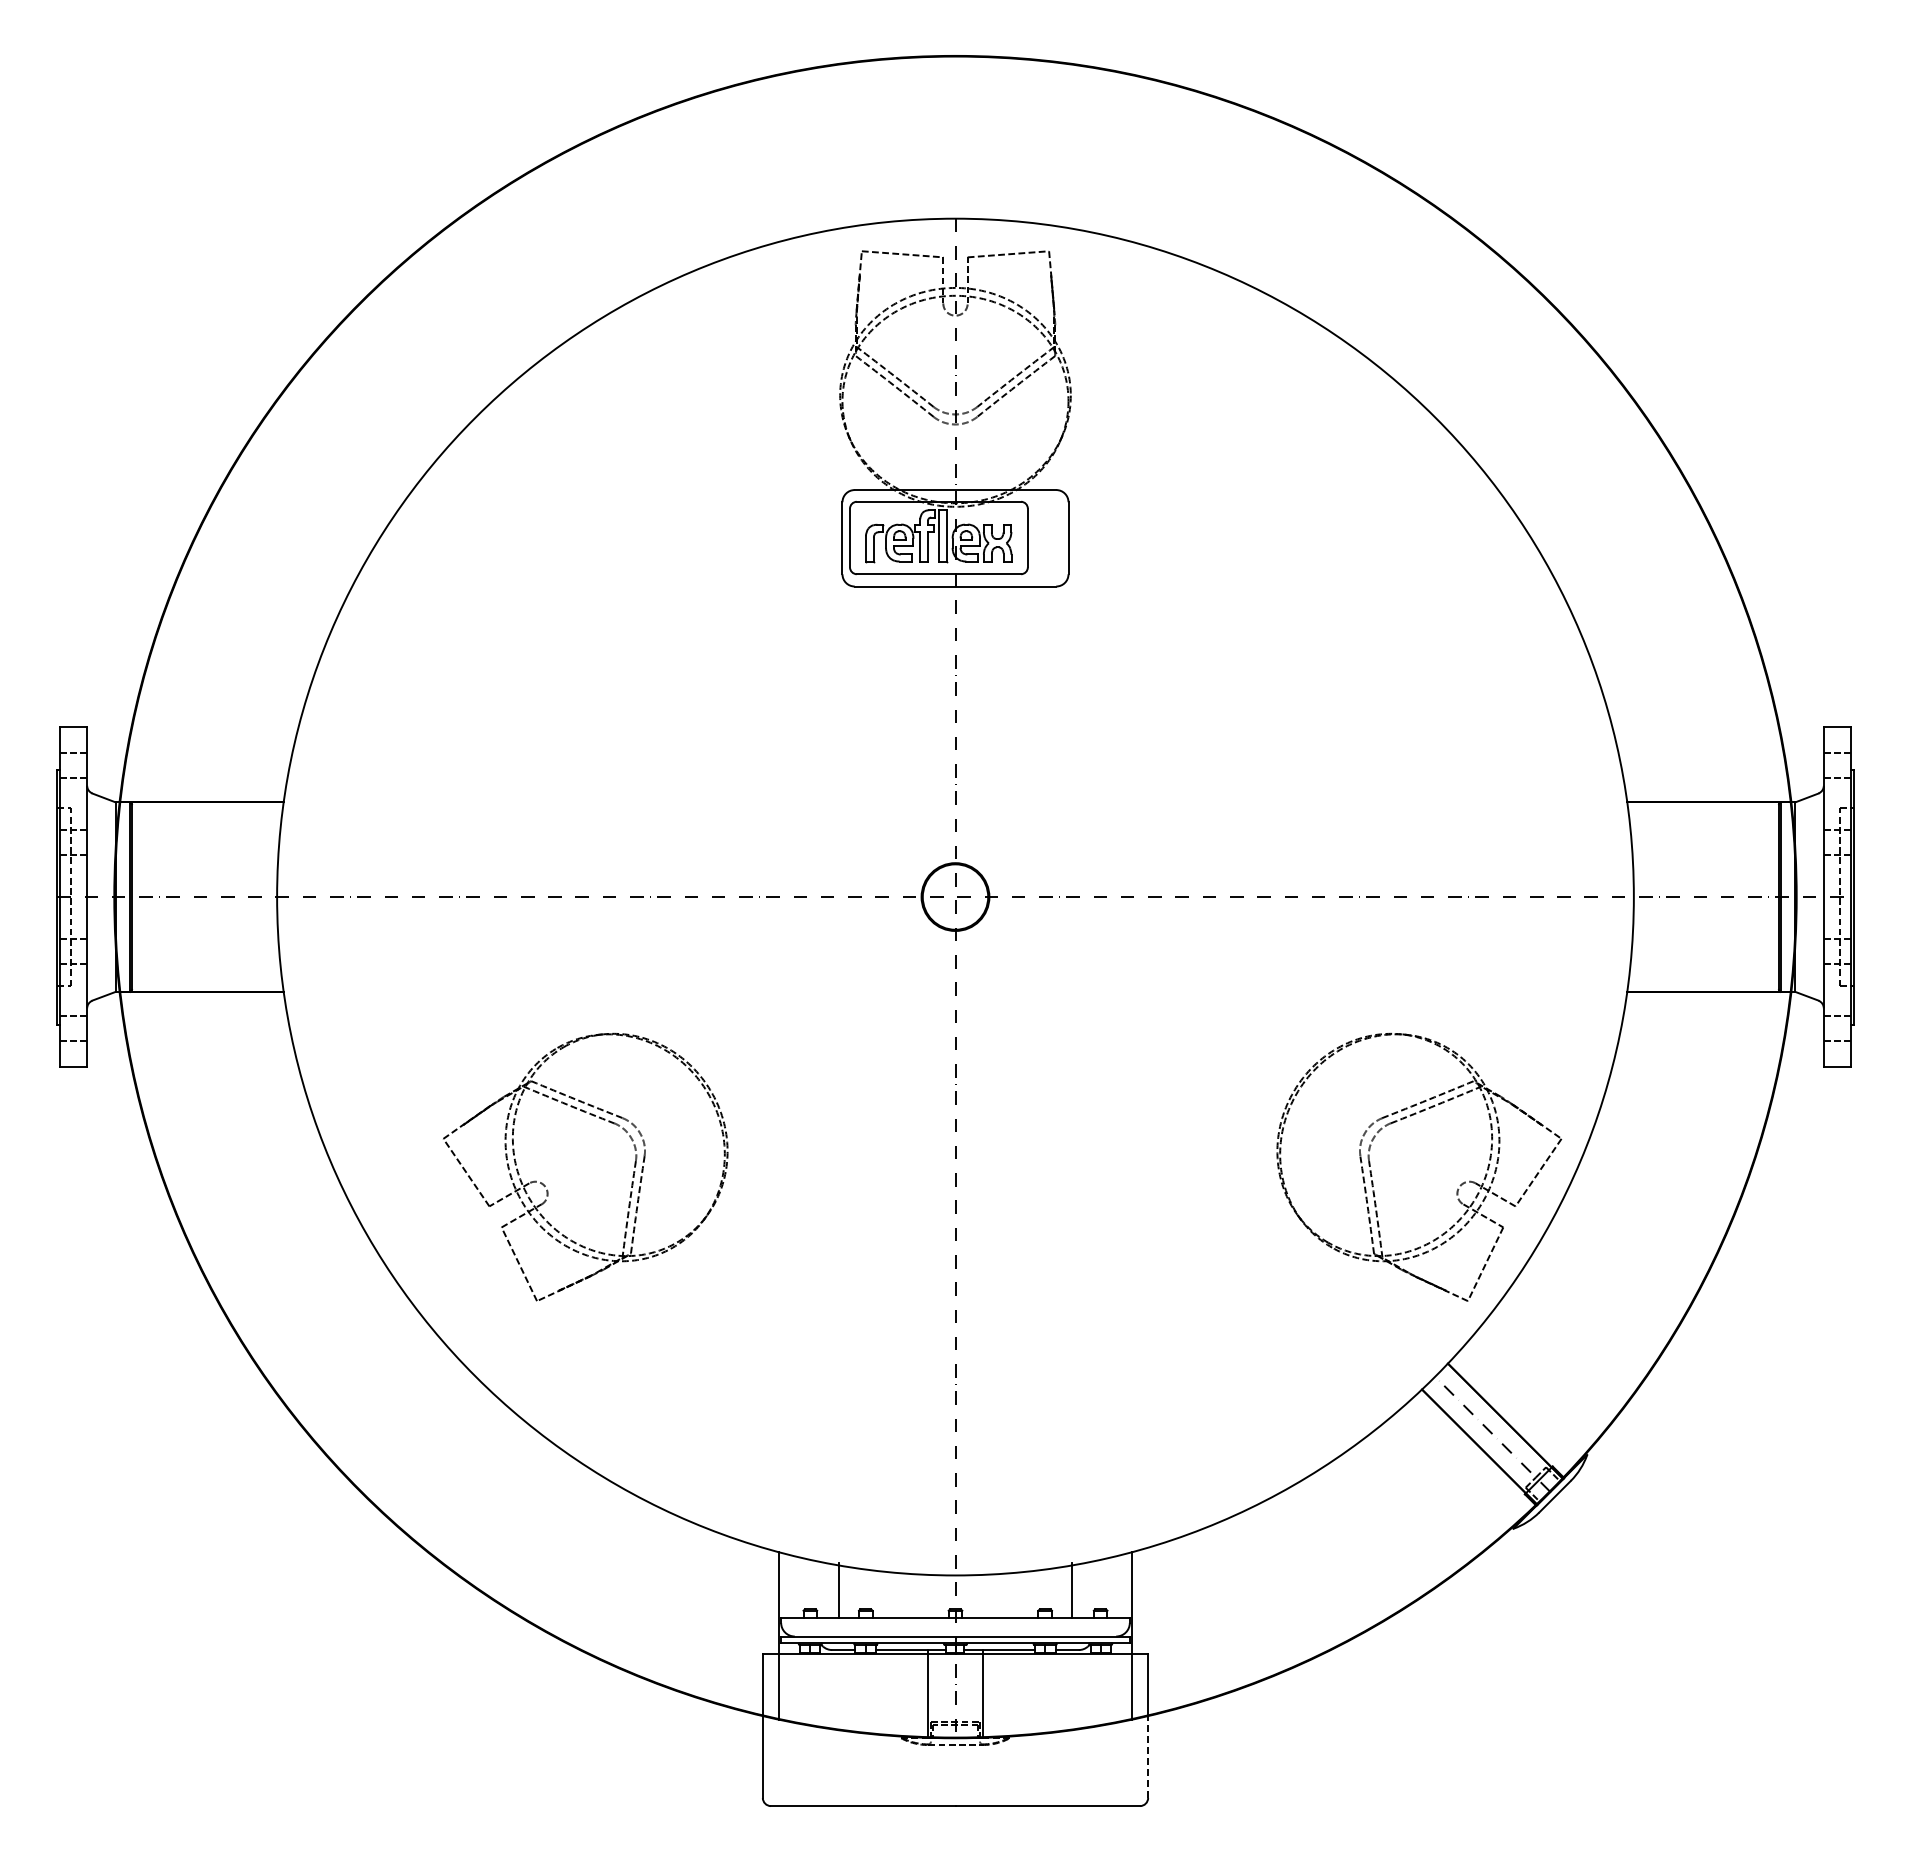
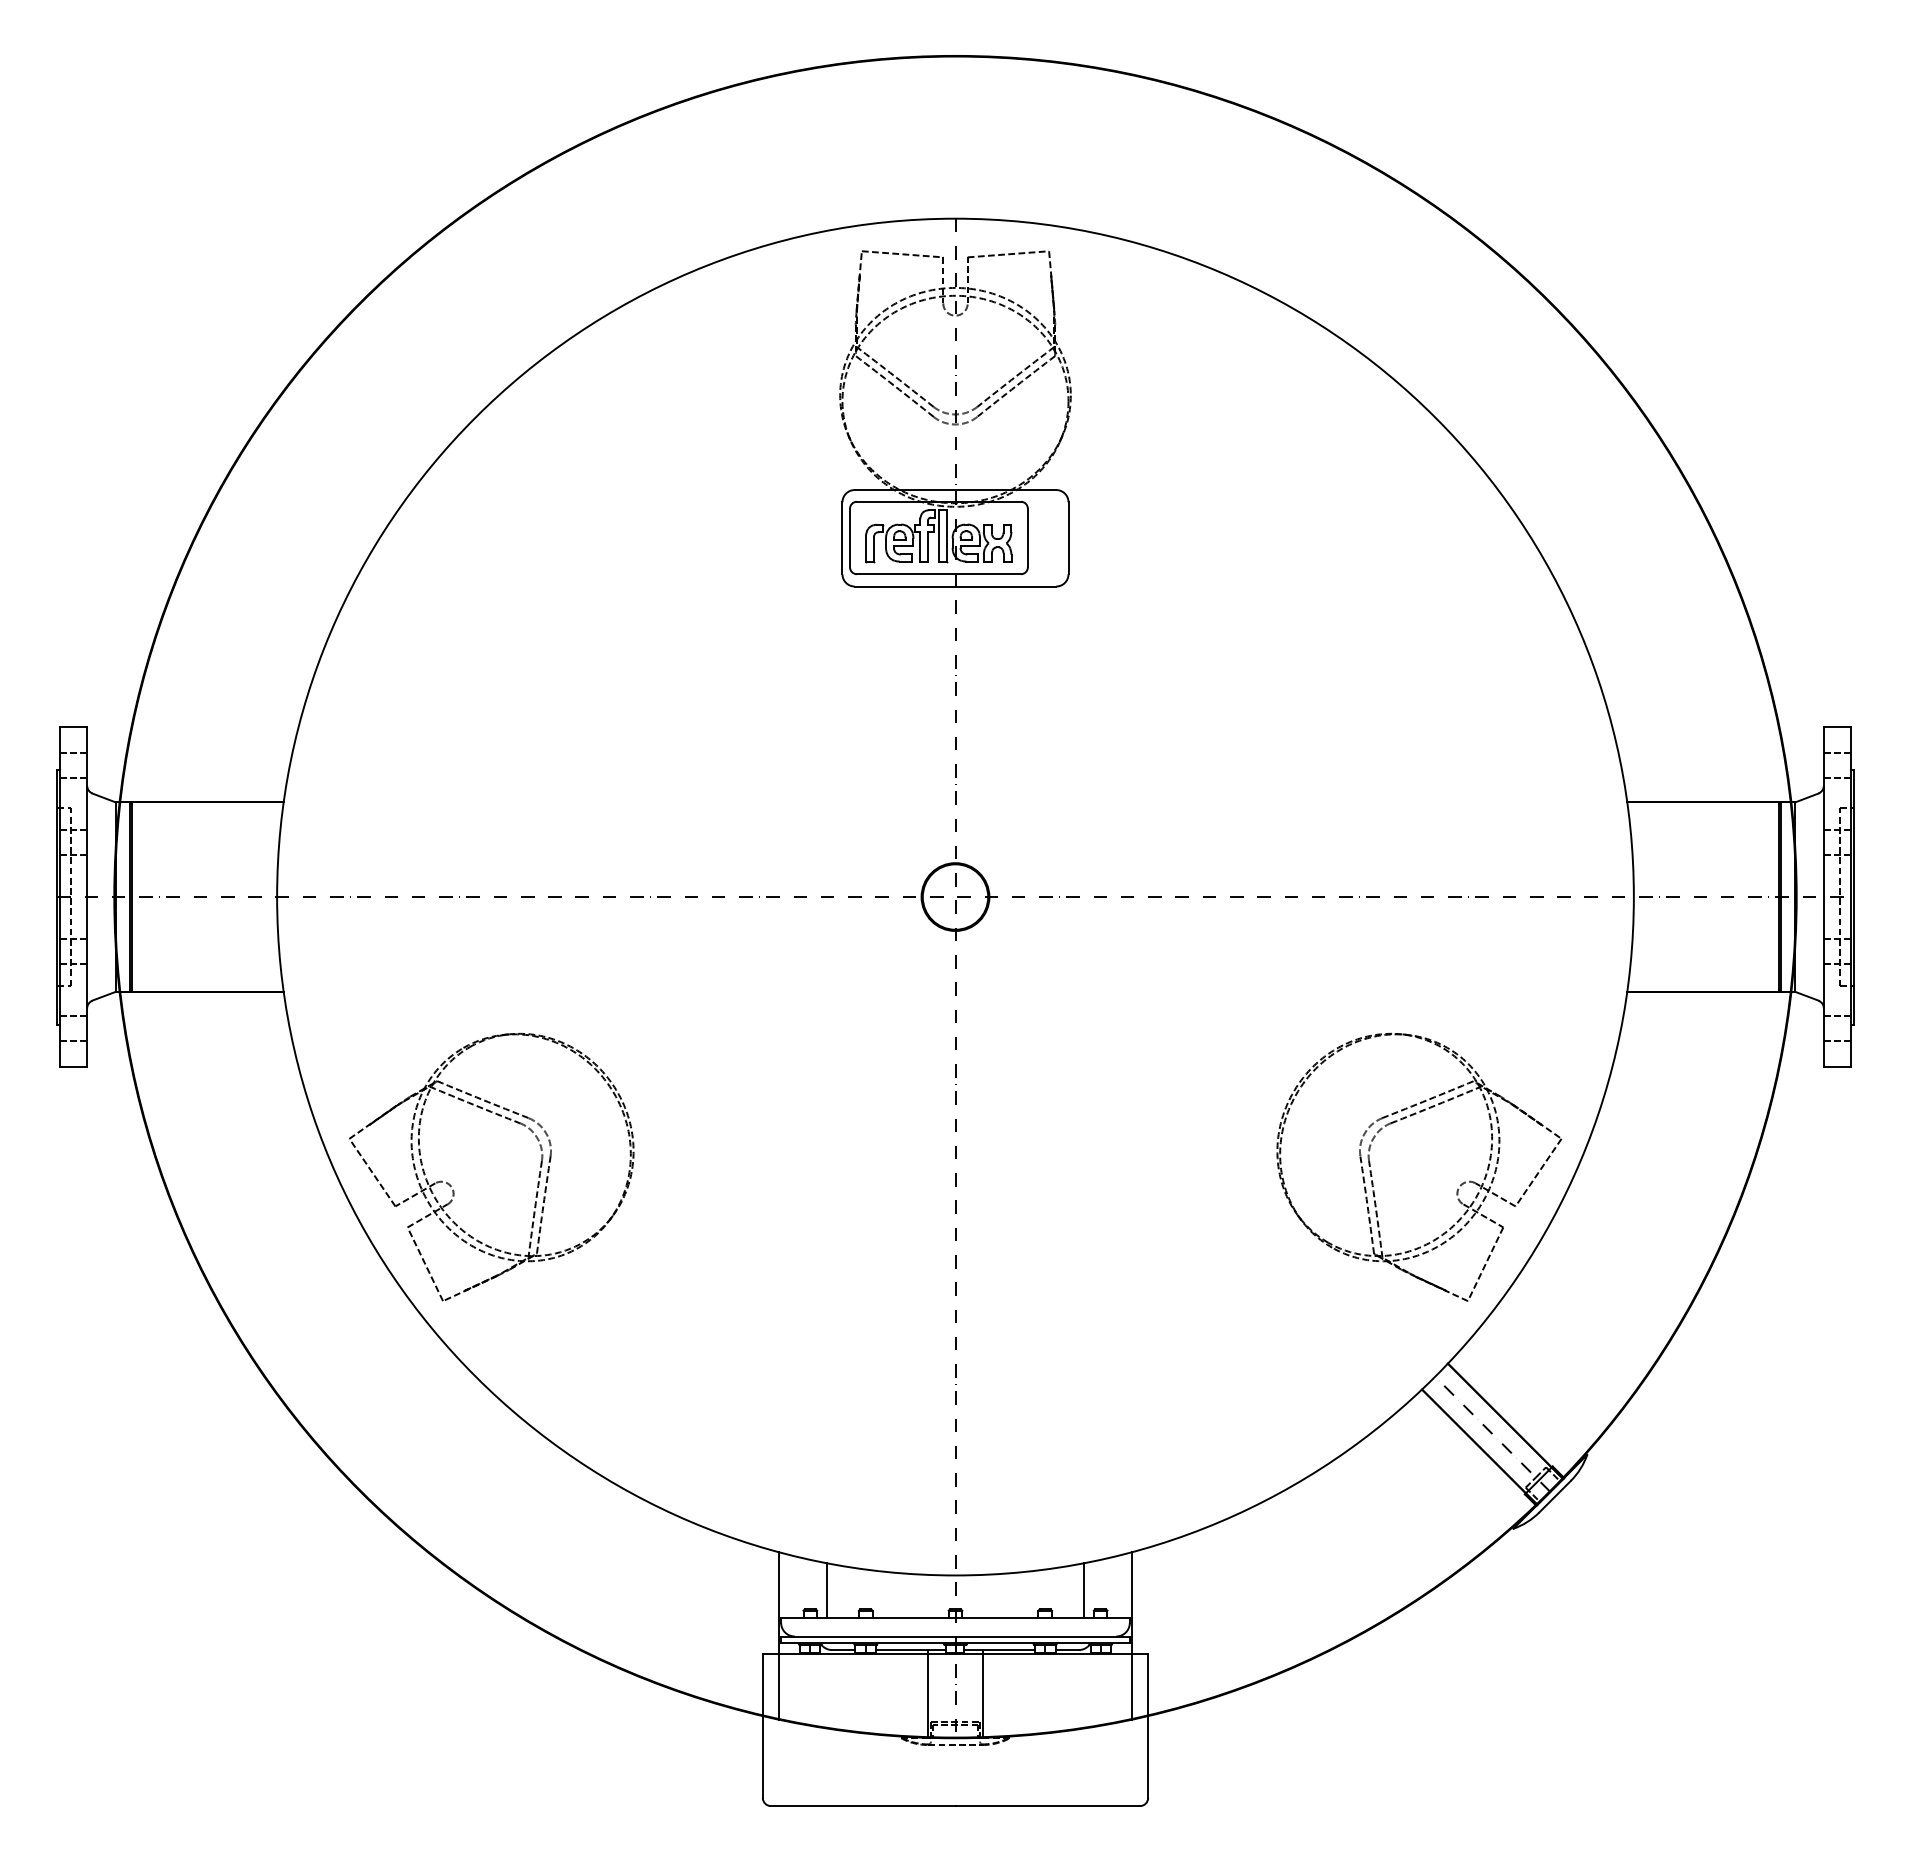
part position: (548, 1190) -> (454, 1190) (454, 1190)
line position: (838, 1590) -> (826, 1590) (826, 1590)
line position: (1072, 1590) -> (1084, 1590) (1084, 1590)
line: dashed -> solid (1148, 1756)
